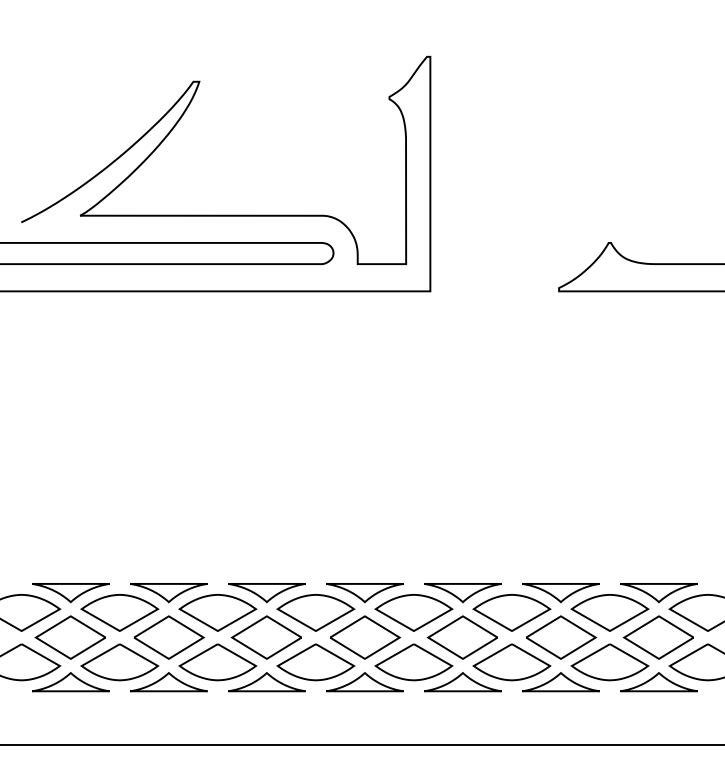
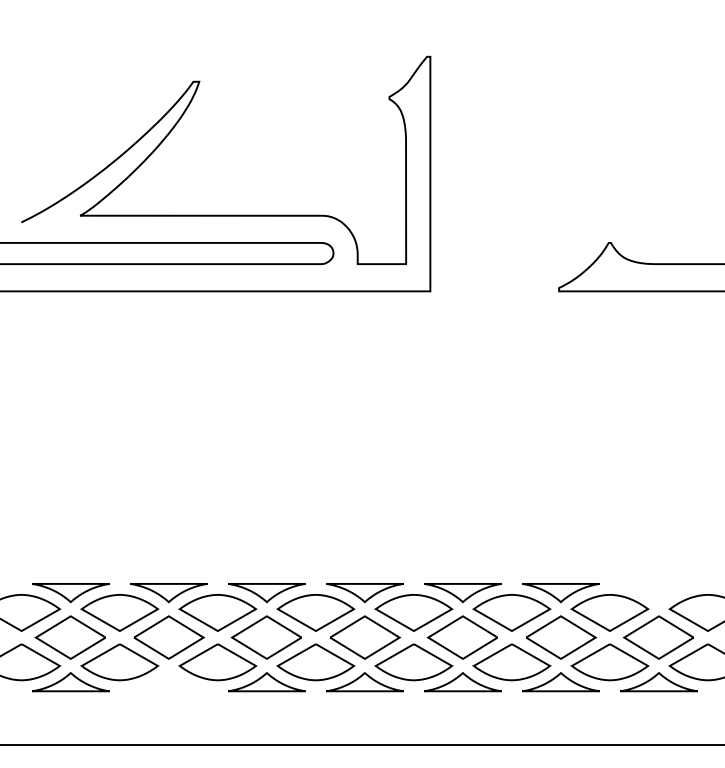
part: present -> none (658, 593)
part: present -> none (168, 682)
